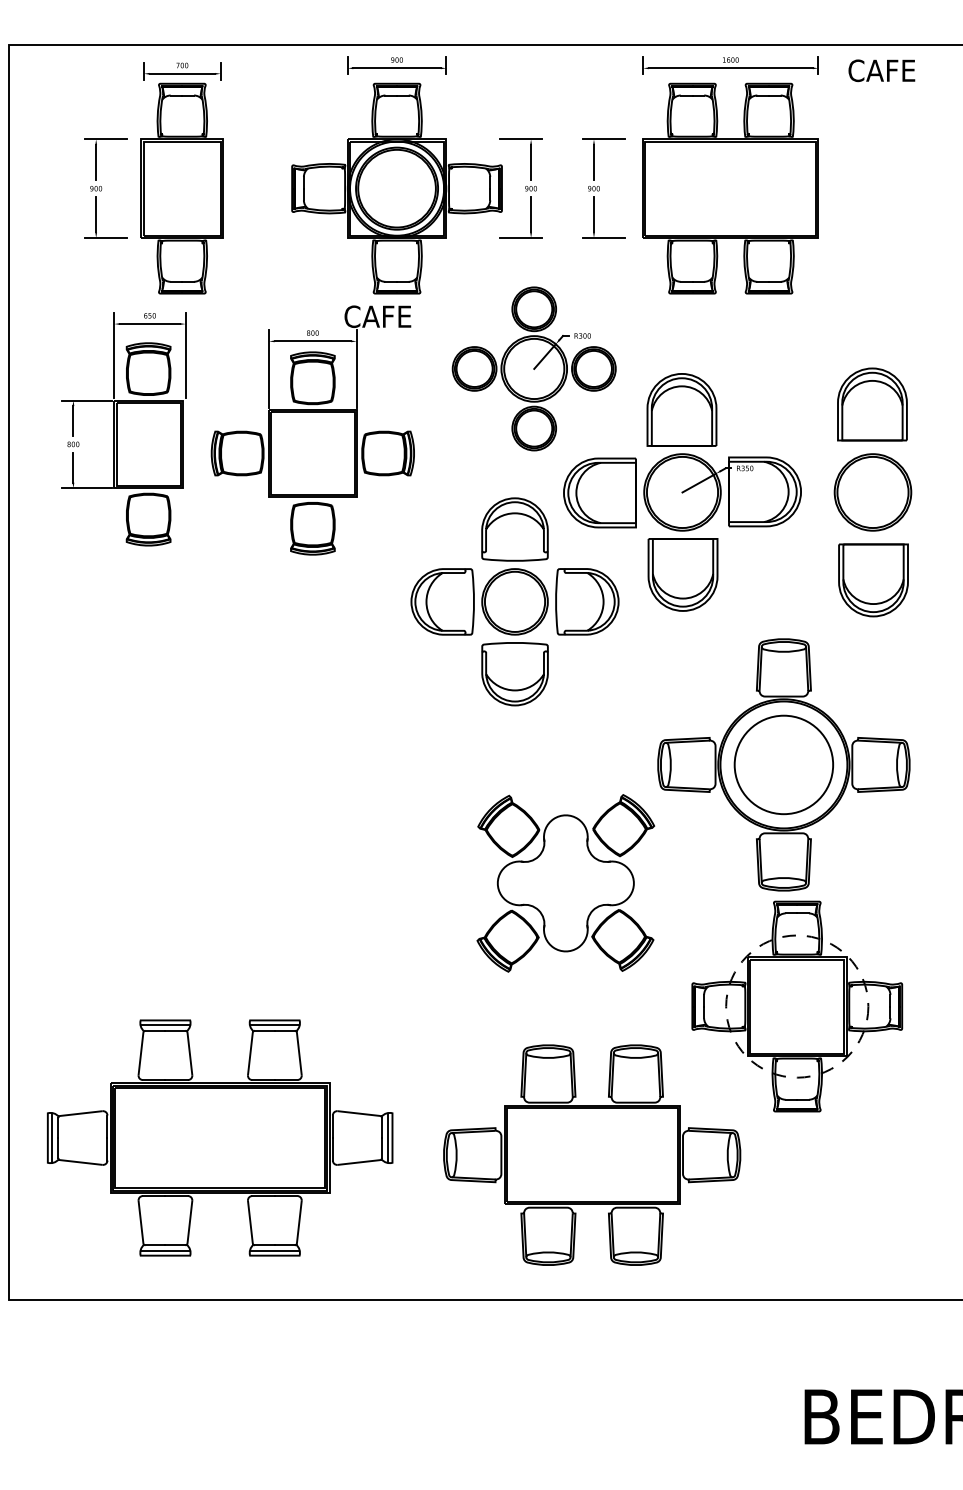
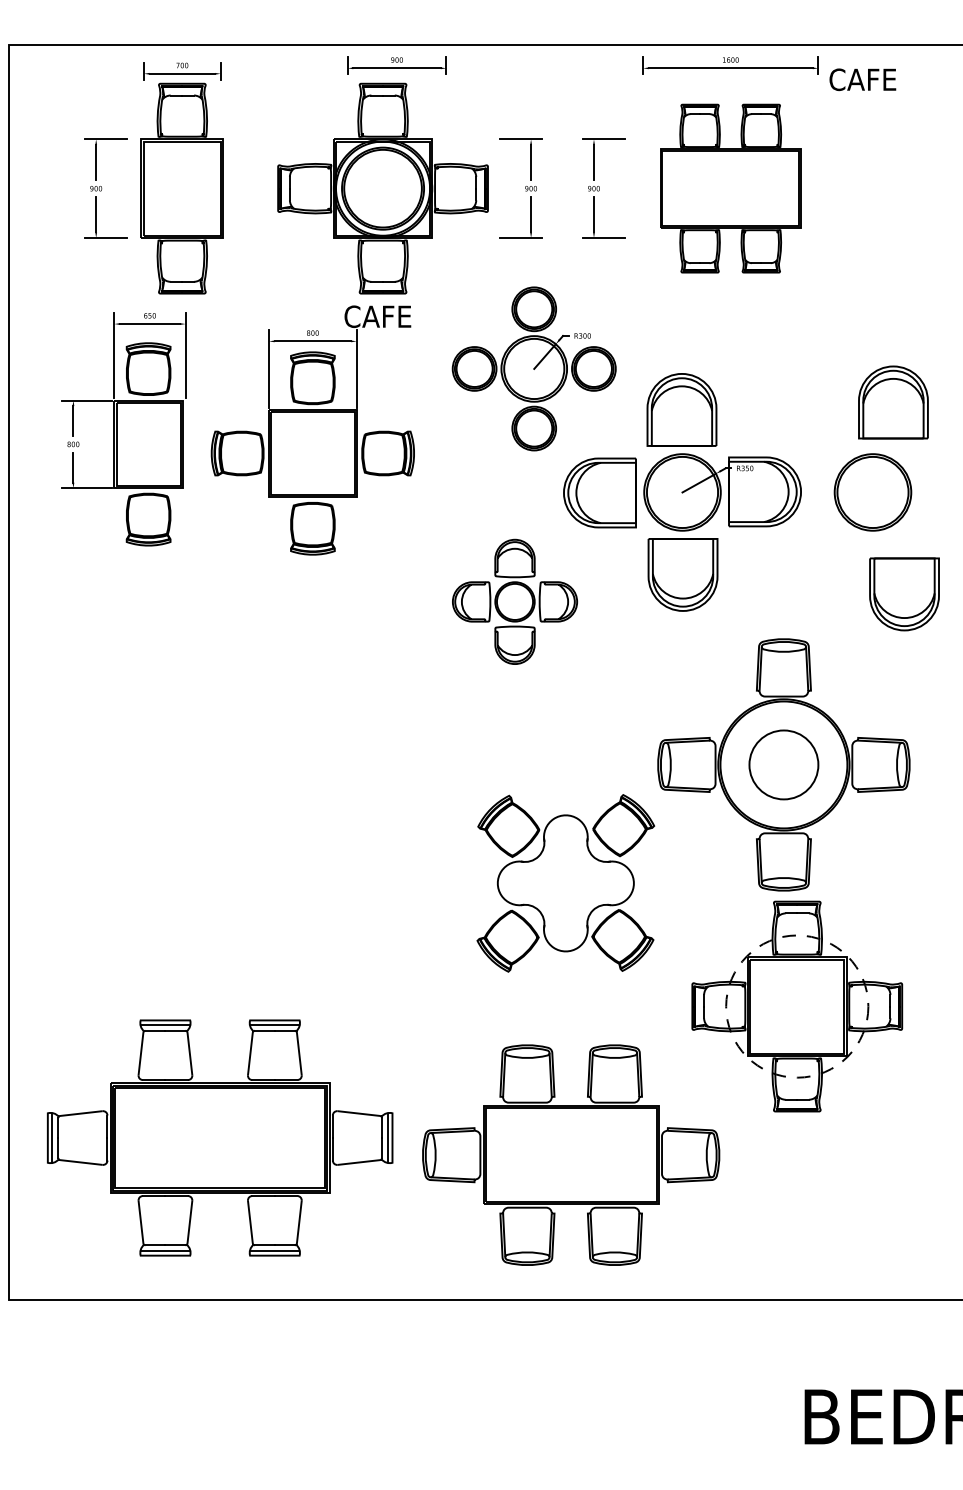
text position: (881, 70) -> (862, 79) (862, 79)
part position: (396, 188) -> (382, 188) (382, 188)
part size: 177x213 px -> 142x171 px (730, 188)
part position: (872, 404) -> (893, 402) (893, 402)
part position: (873, 580) -> (904, 594) (904, 594)
part size: 210x210 px -> 127x127 px (515, 601)
circle diameter: 98 px -> 69 px (783, 764)
part position: (592, 1154) -> (571, 1154) (571, 1154)
